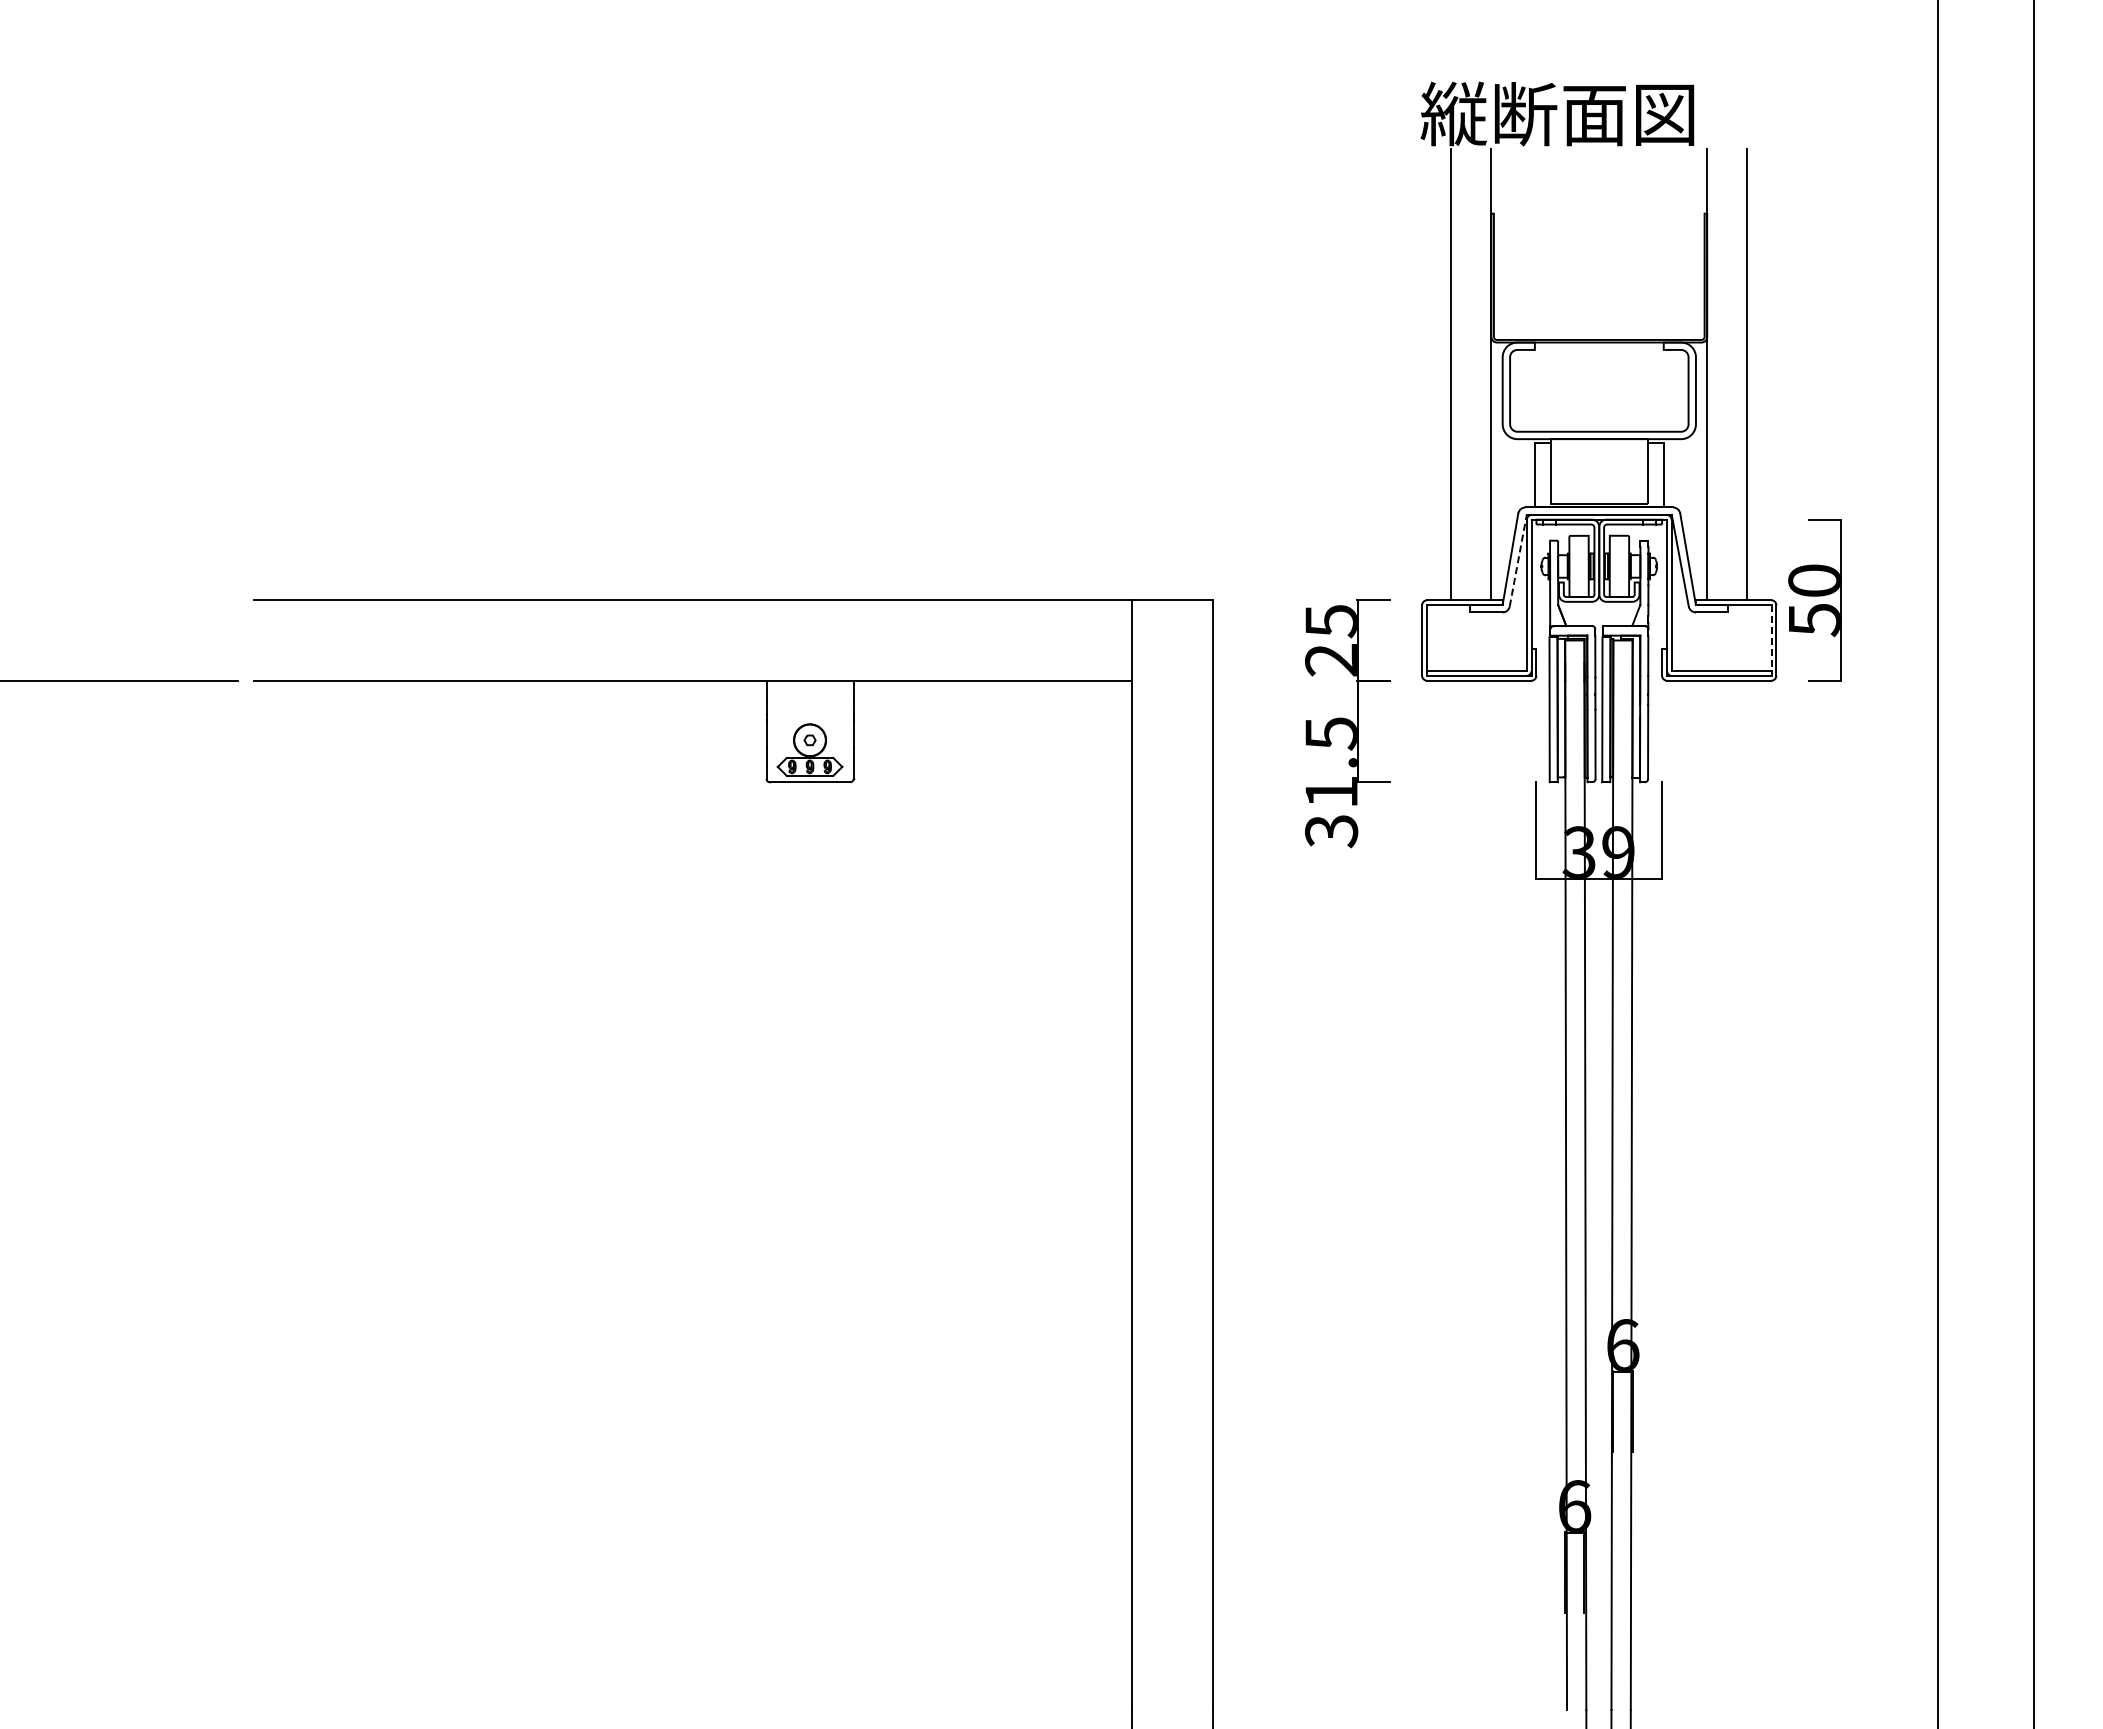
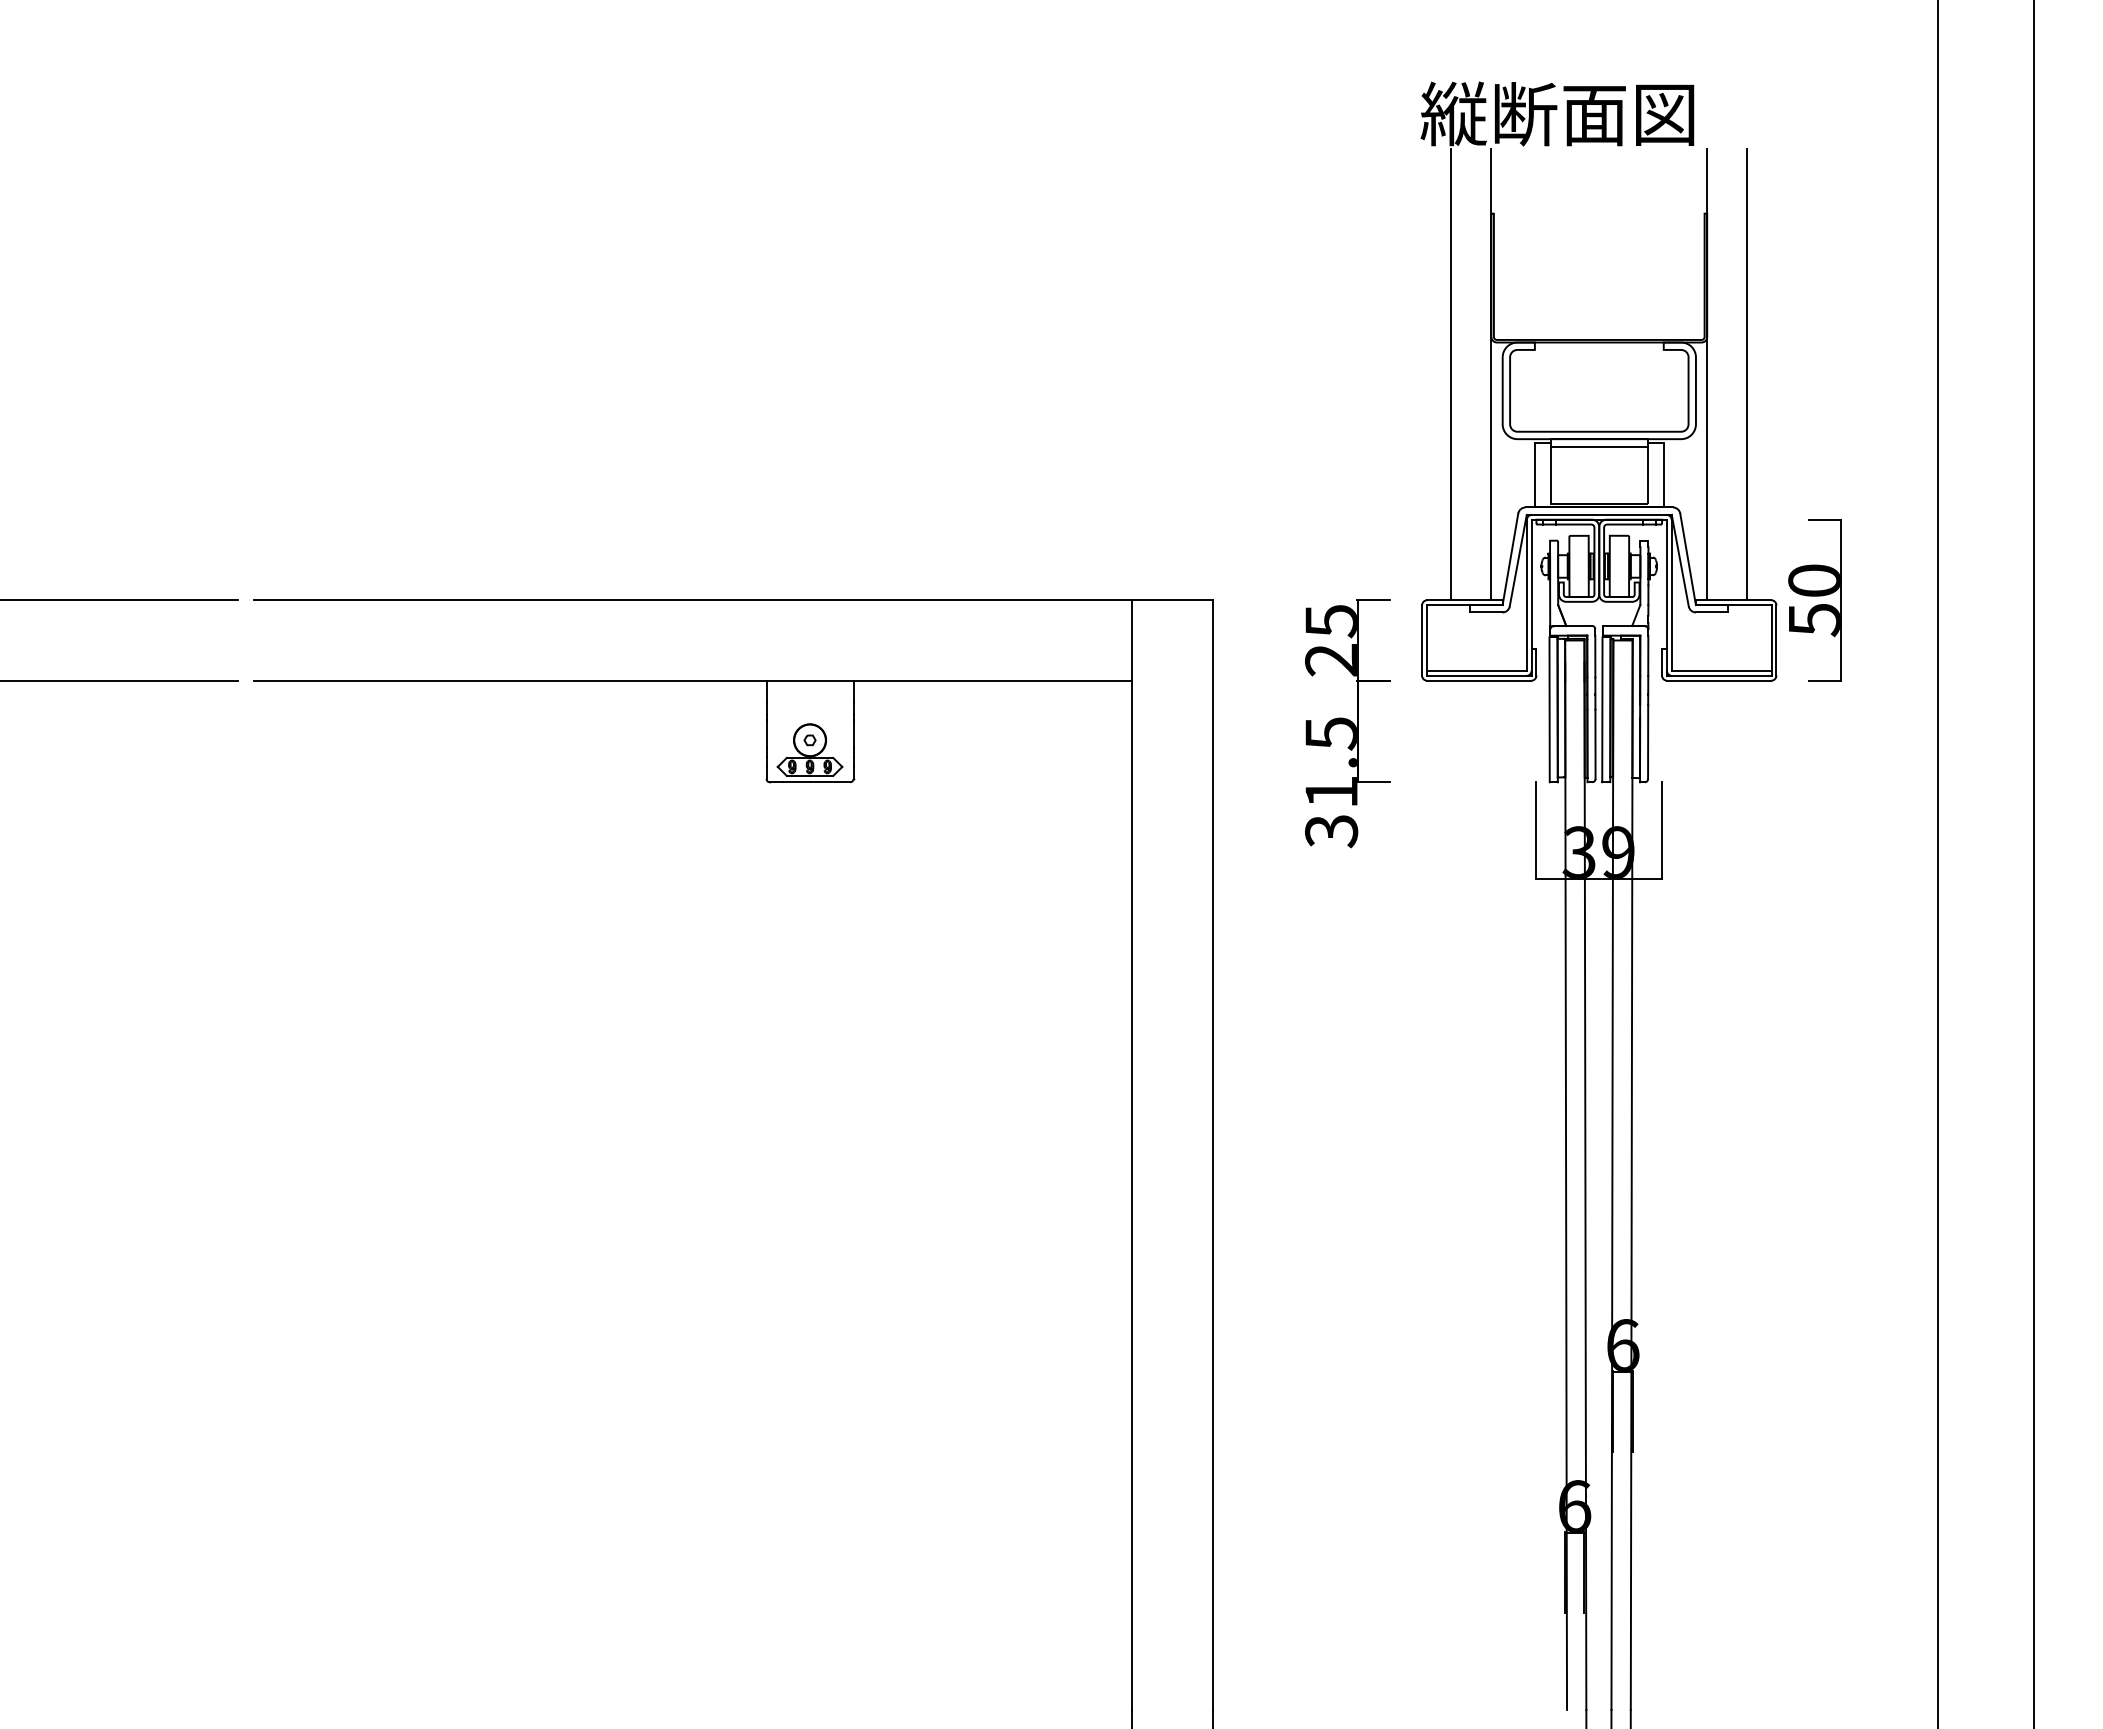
line: none -> present (1598, 446)
line: dashed -> solid (1518, 560)
line: none -> present (120, 600)
line: dashed -> solid (1771, 641)
